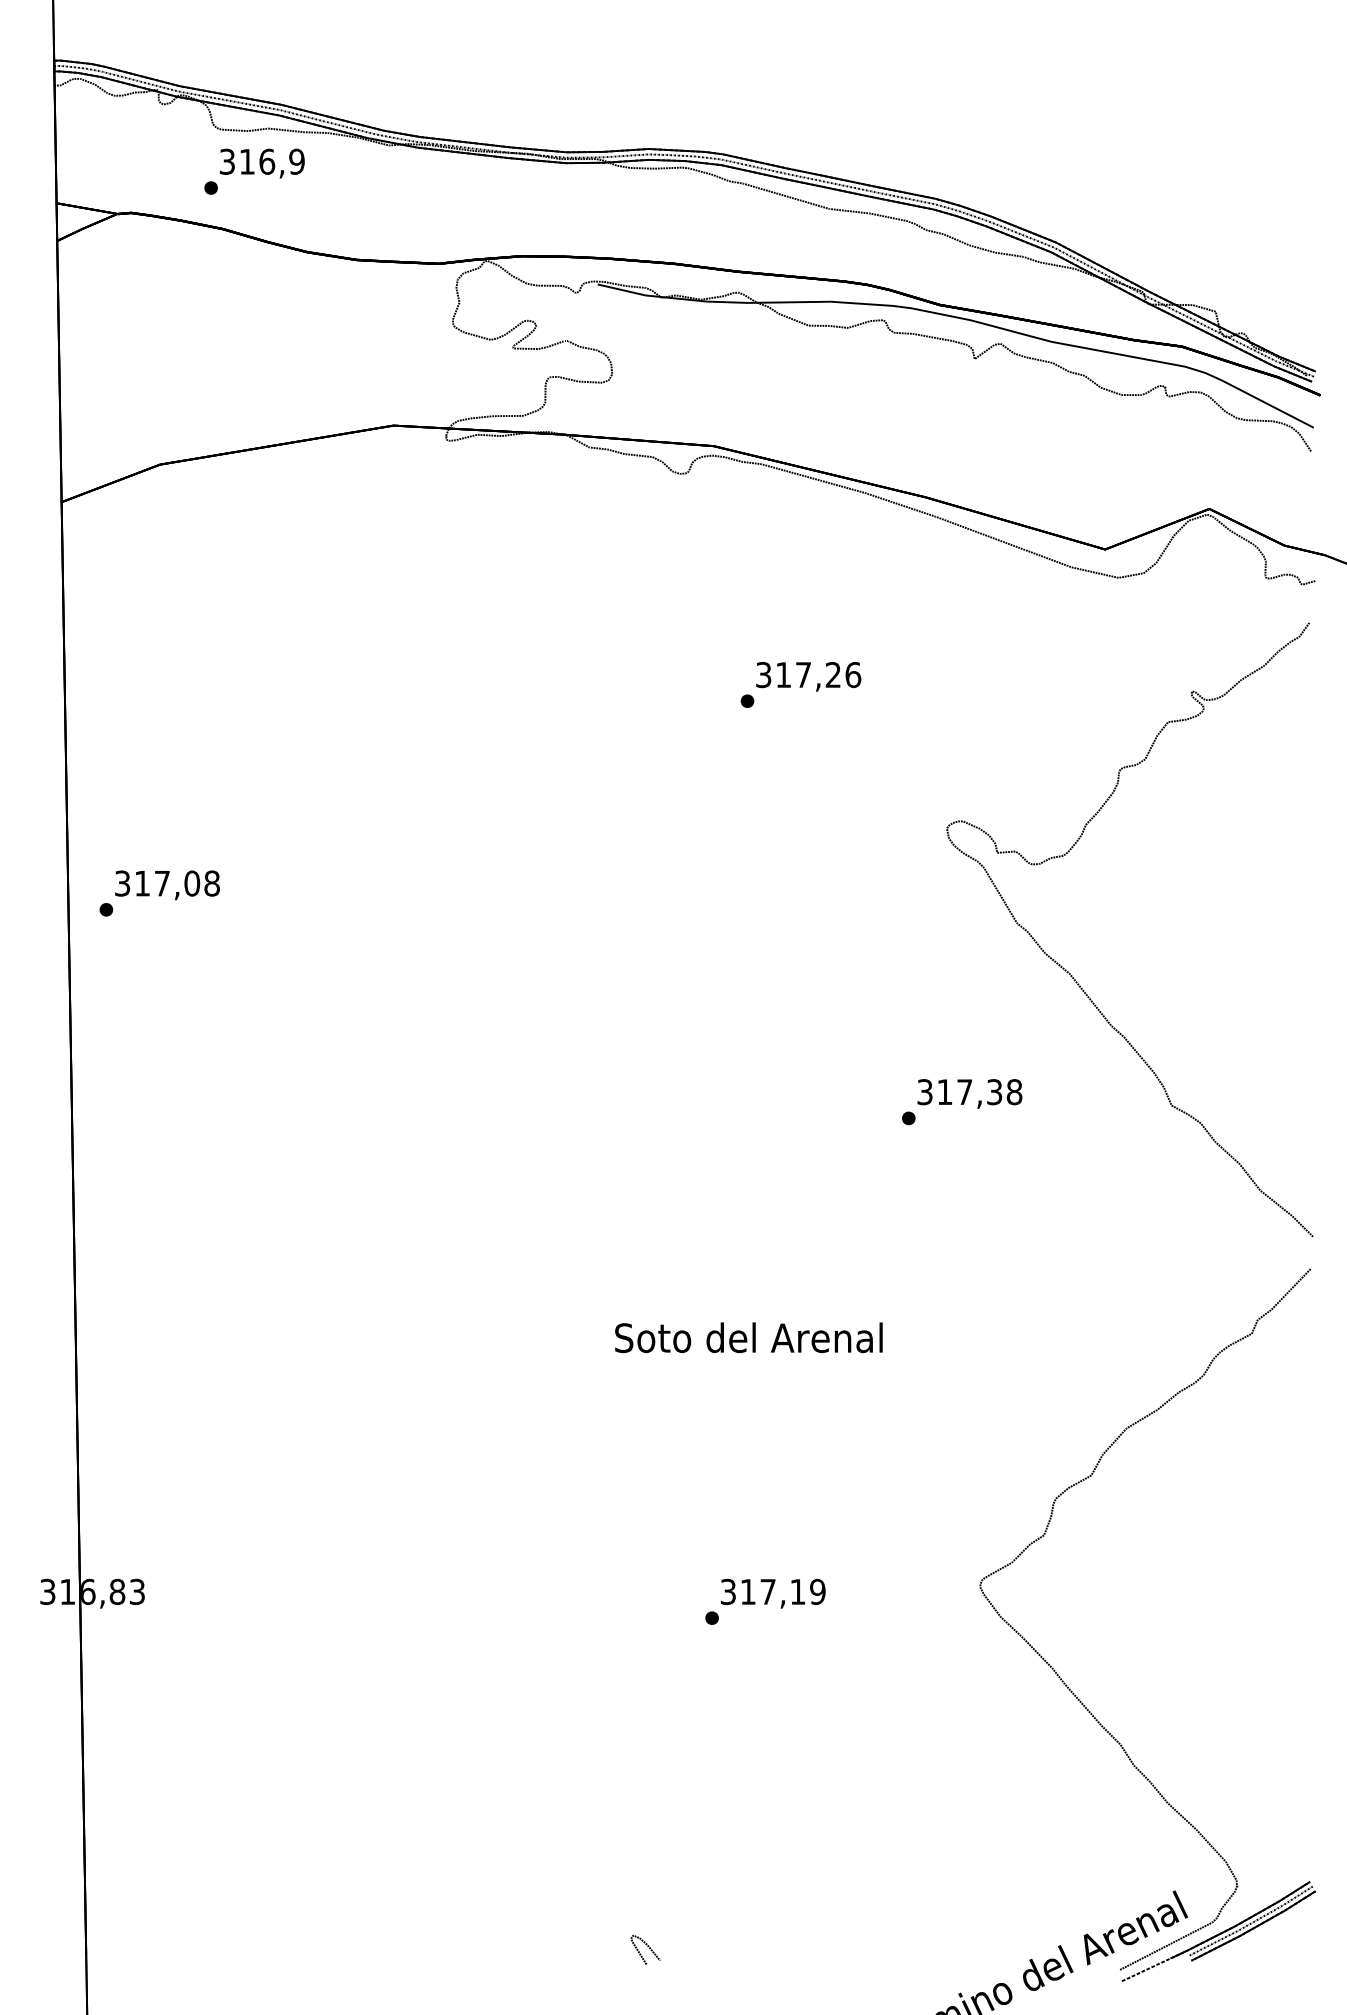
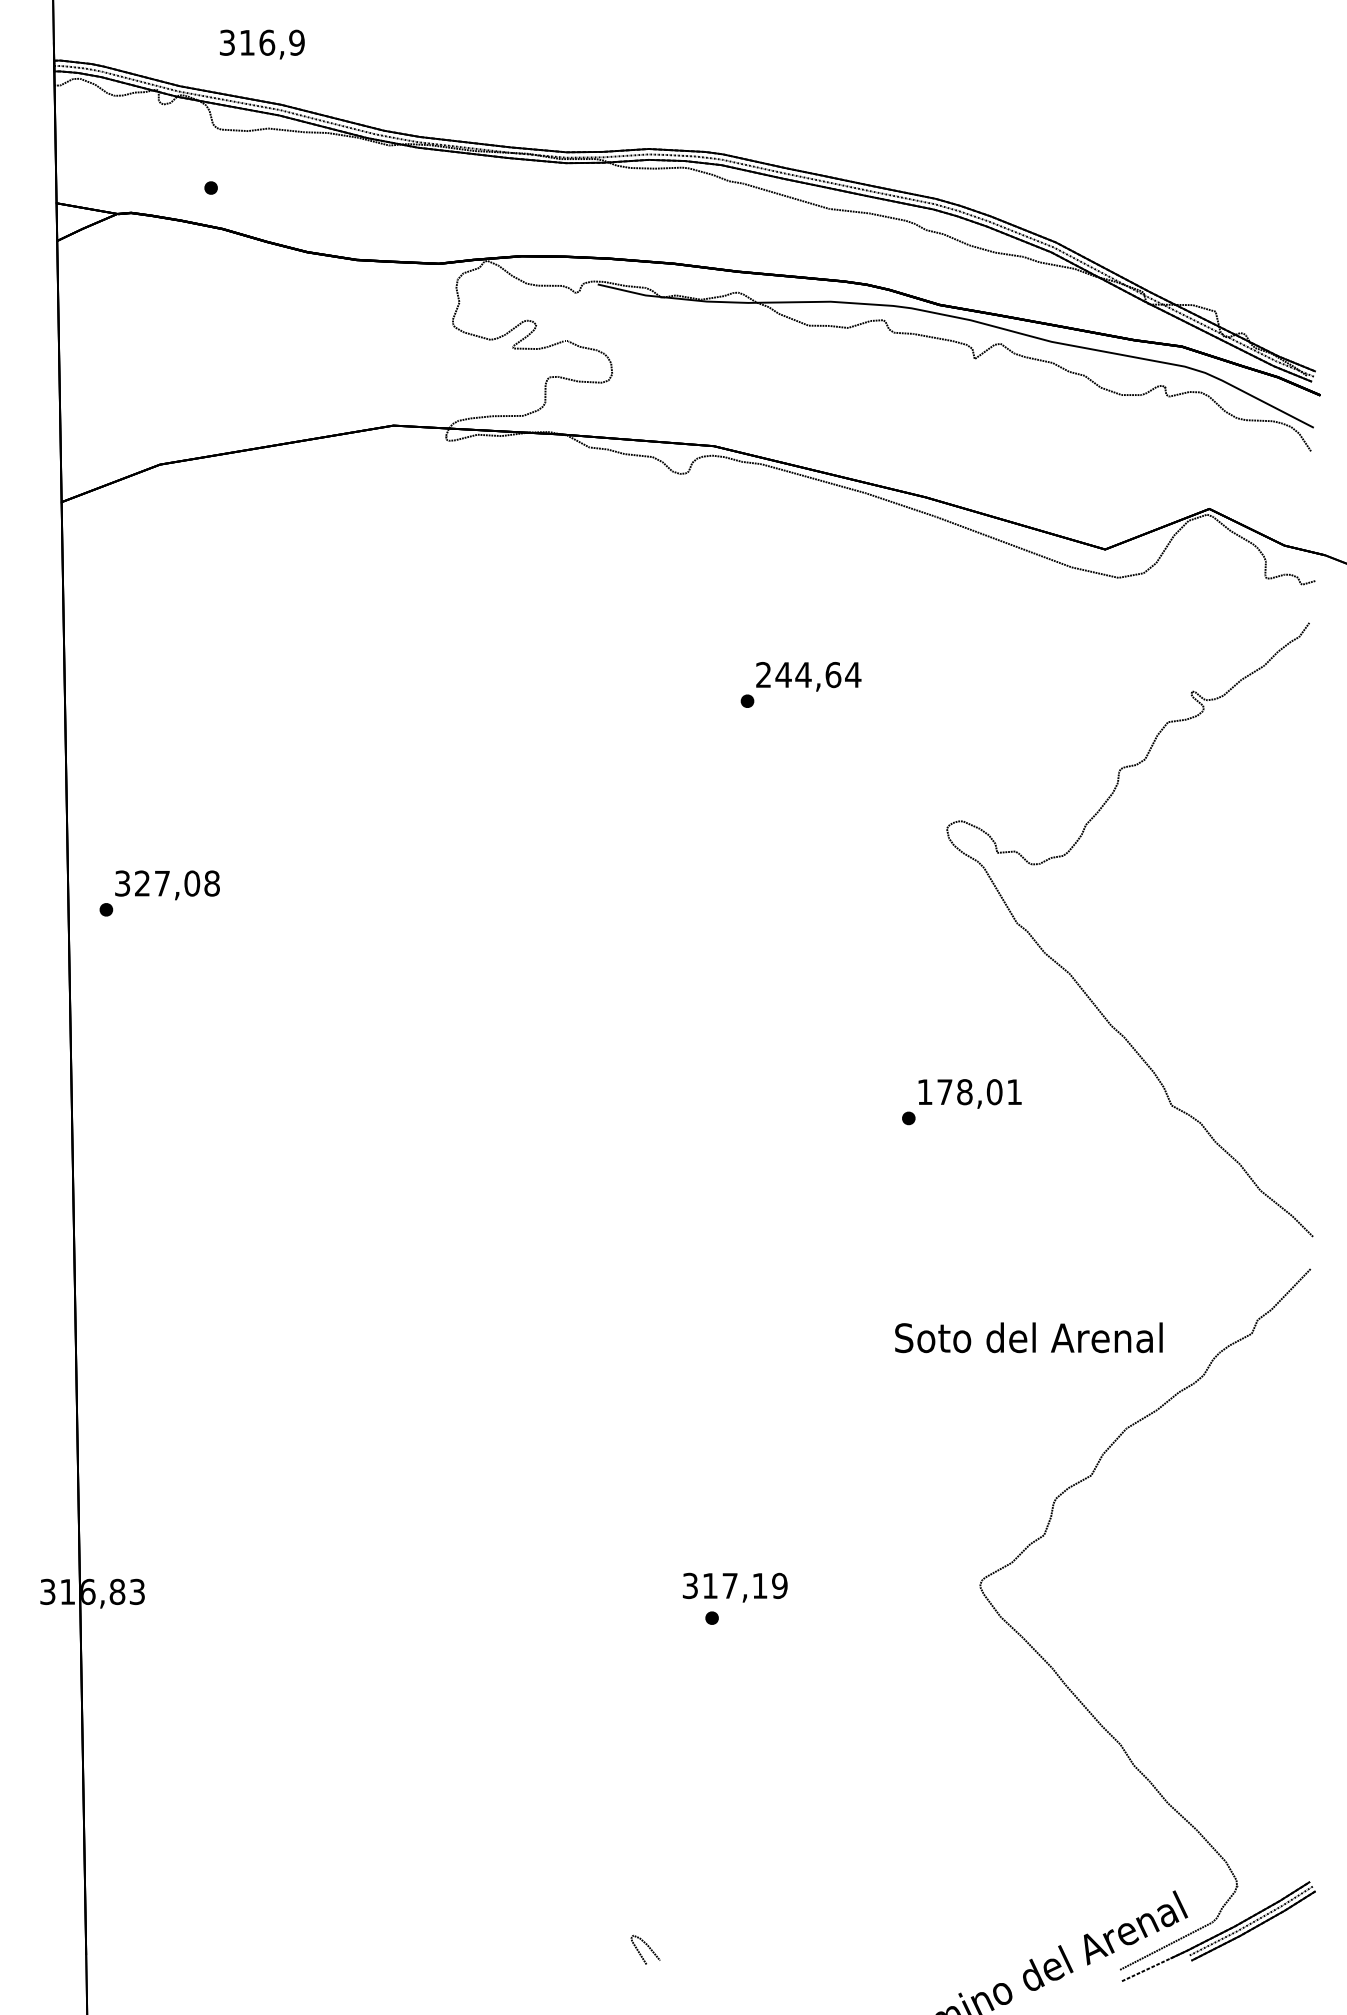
text position: (262, 163) -> (262, 44) (262, 44)
text: 317,26 -> 244,64 (808, 675)
text: 317,08 -> 327,08 (142, 883)
text: 317,38 -> 178,01 (969, 1092)
text position: (748, 1337) -> (1028, 1337) (1028, 1337)
text position: (772, 1593) -> (734, 1587) (734, 1587)
